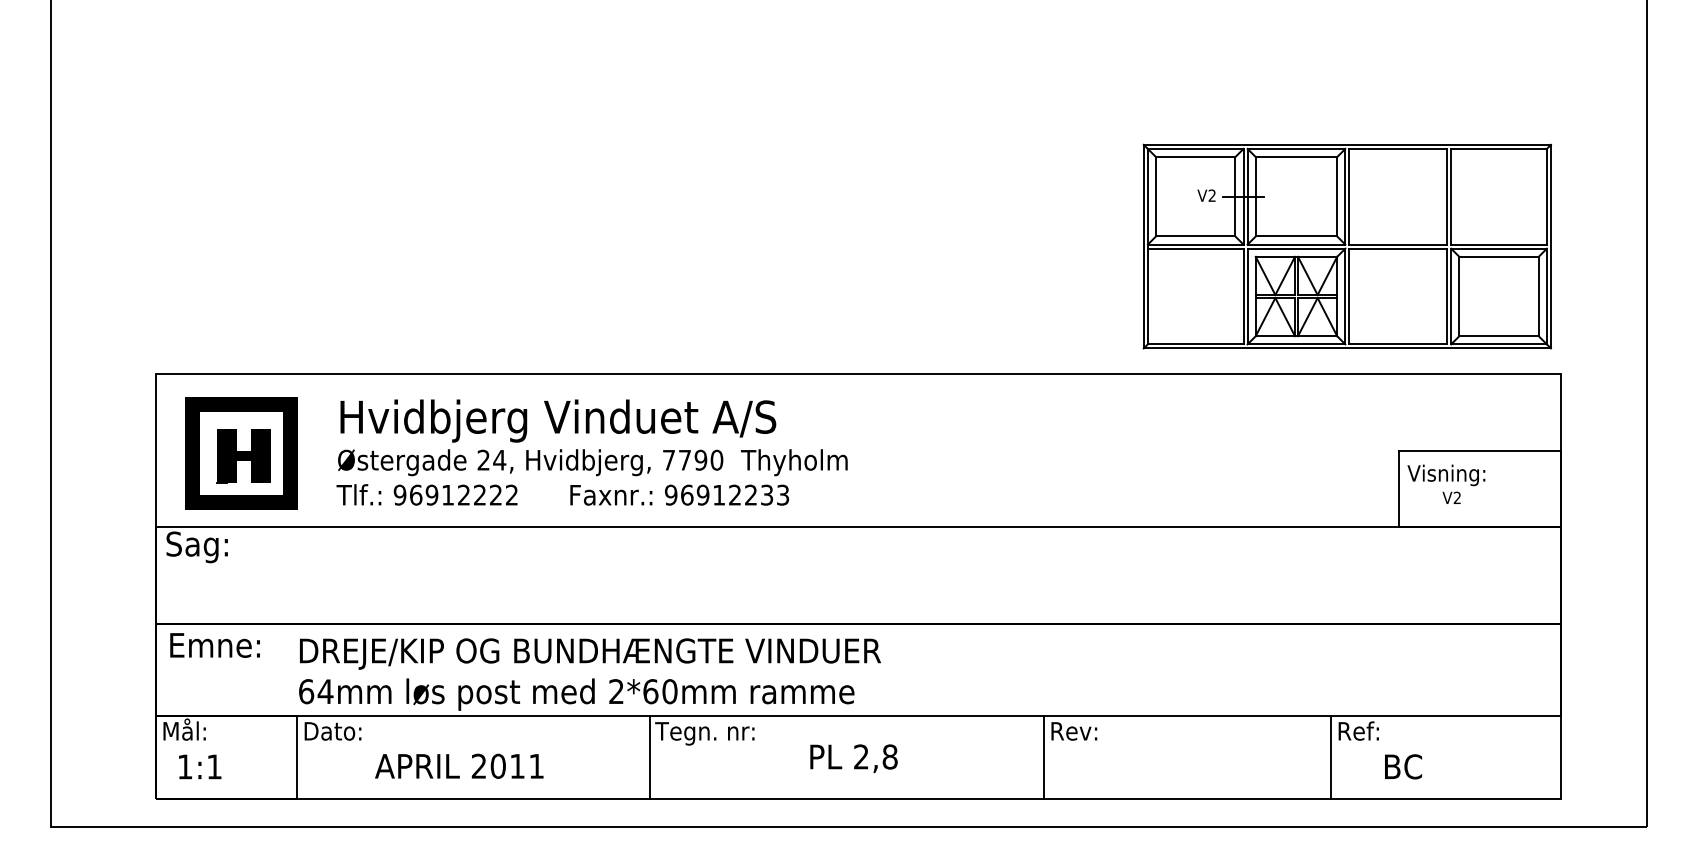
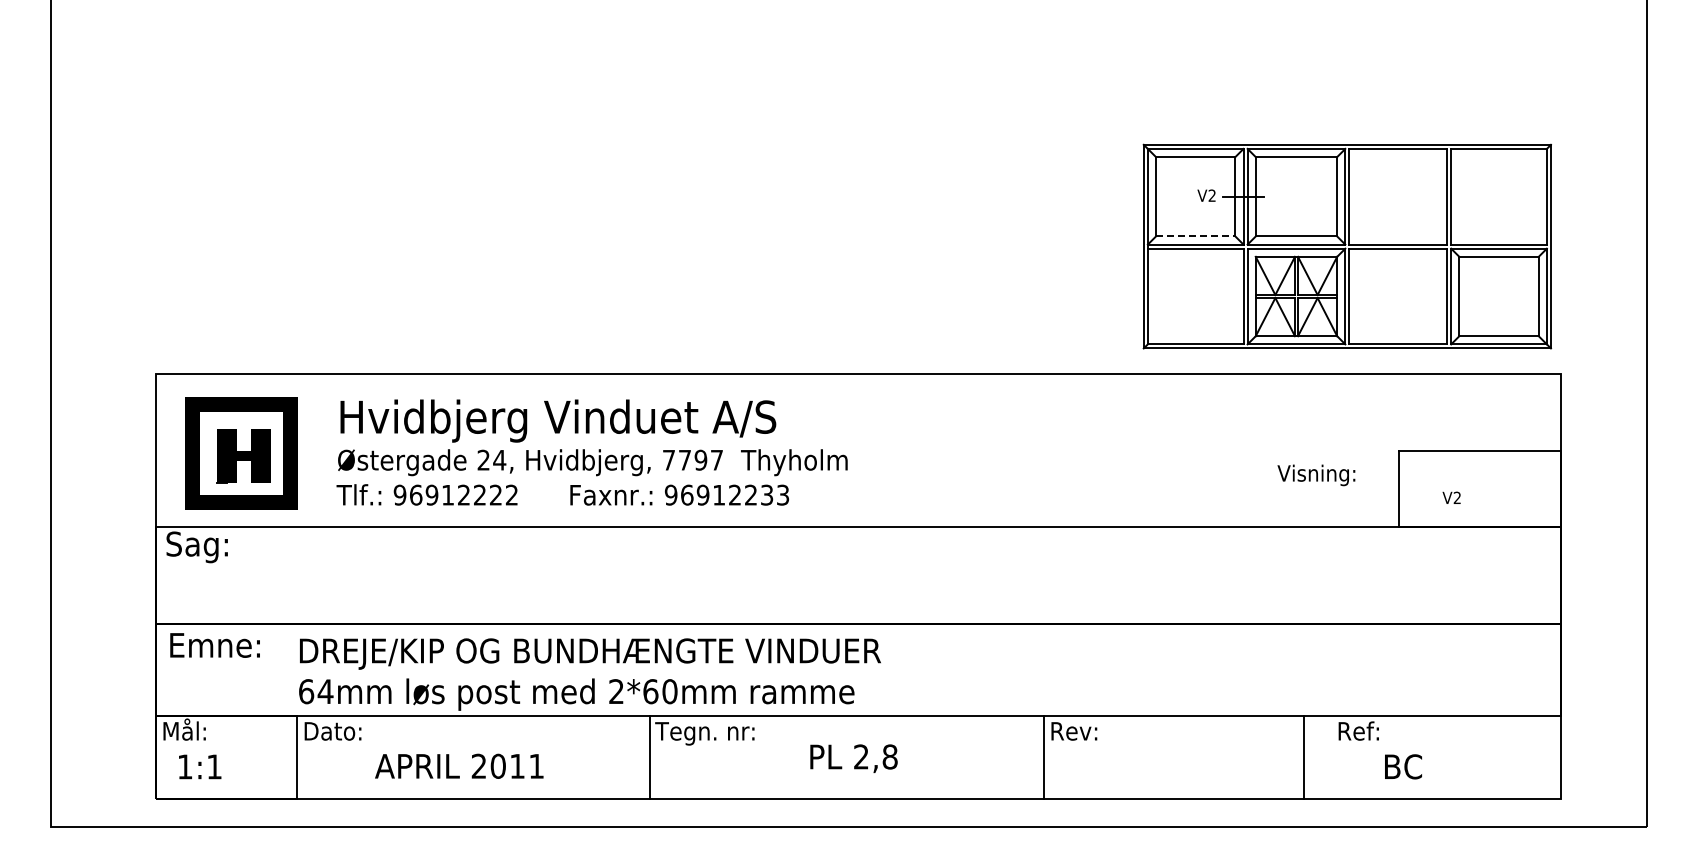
line: solid -> dashed (1195, 236)
text: 7790 -> 7797 (716, 459)
text position: (1446, 475) -> (1316, 475) (1316, 475)
line position: (1331, 757) -> (1304, 757) (1304, 757)
